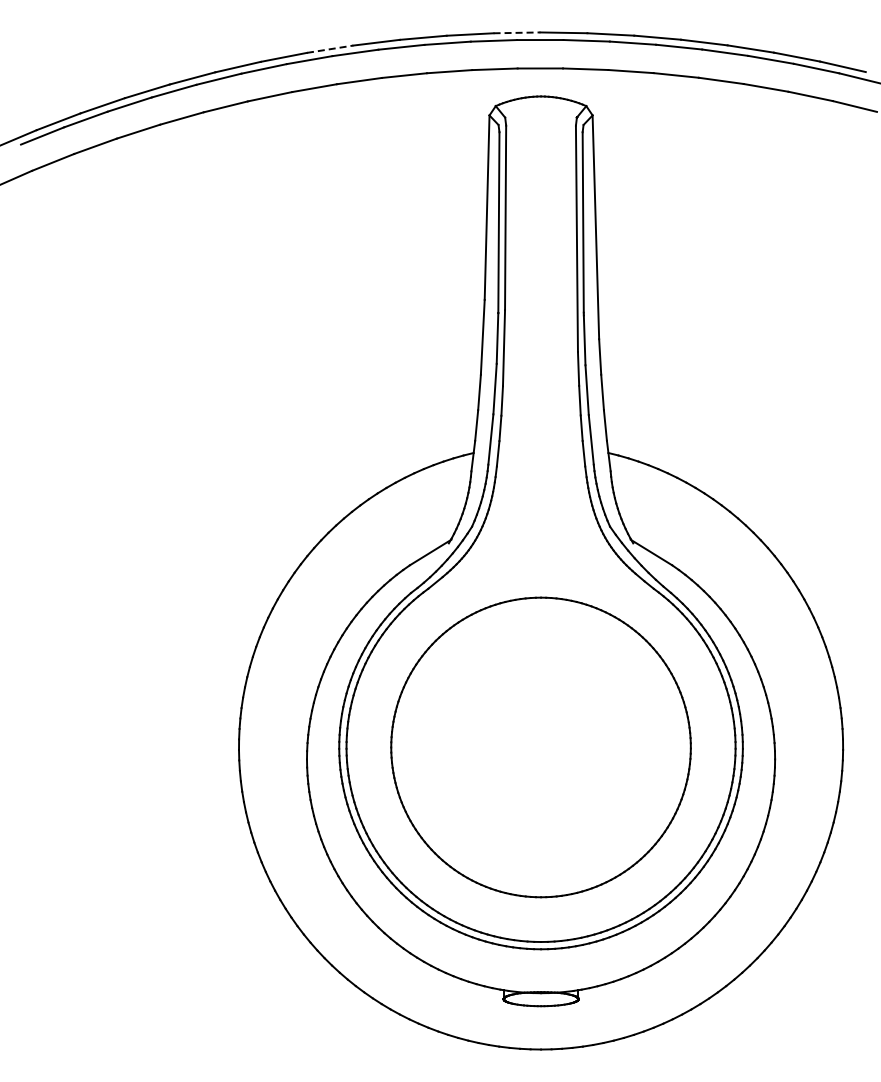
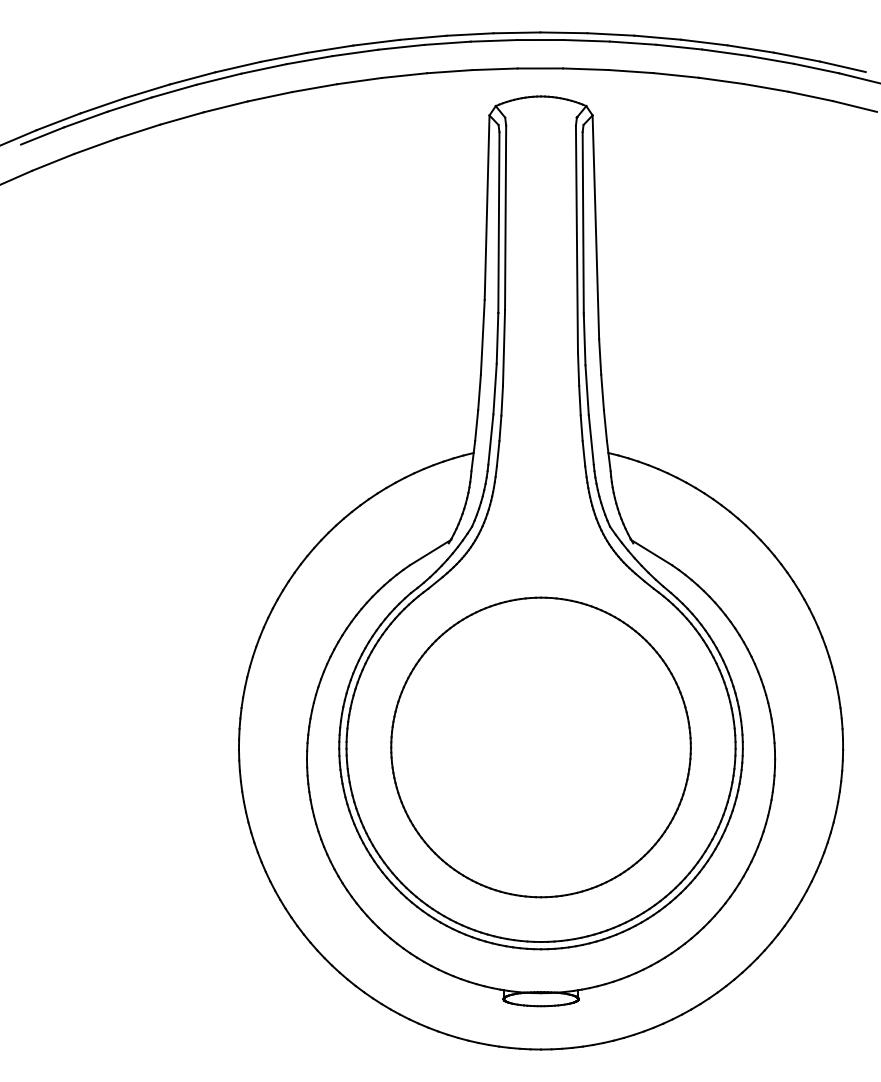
line: dashed -> solid (517, 32)
line: dashed -> solid (330, 49)
